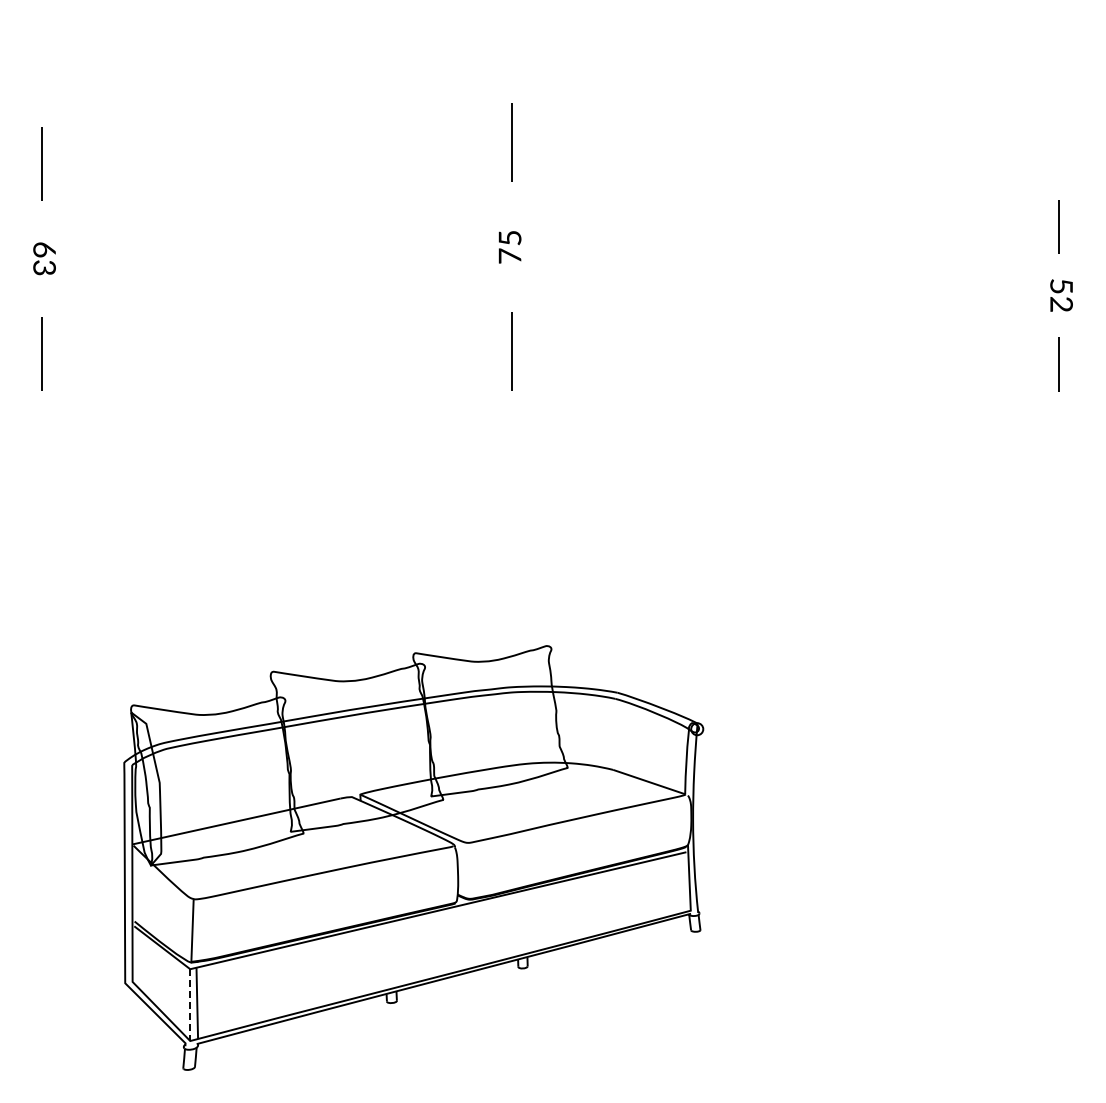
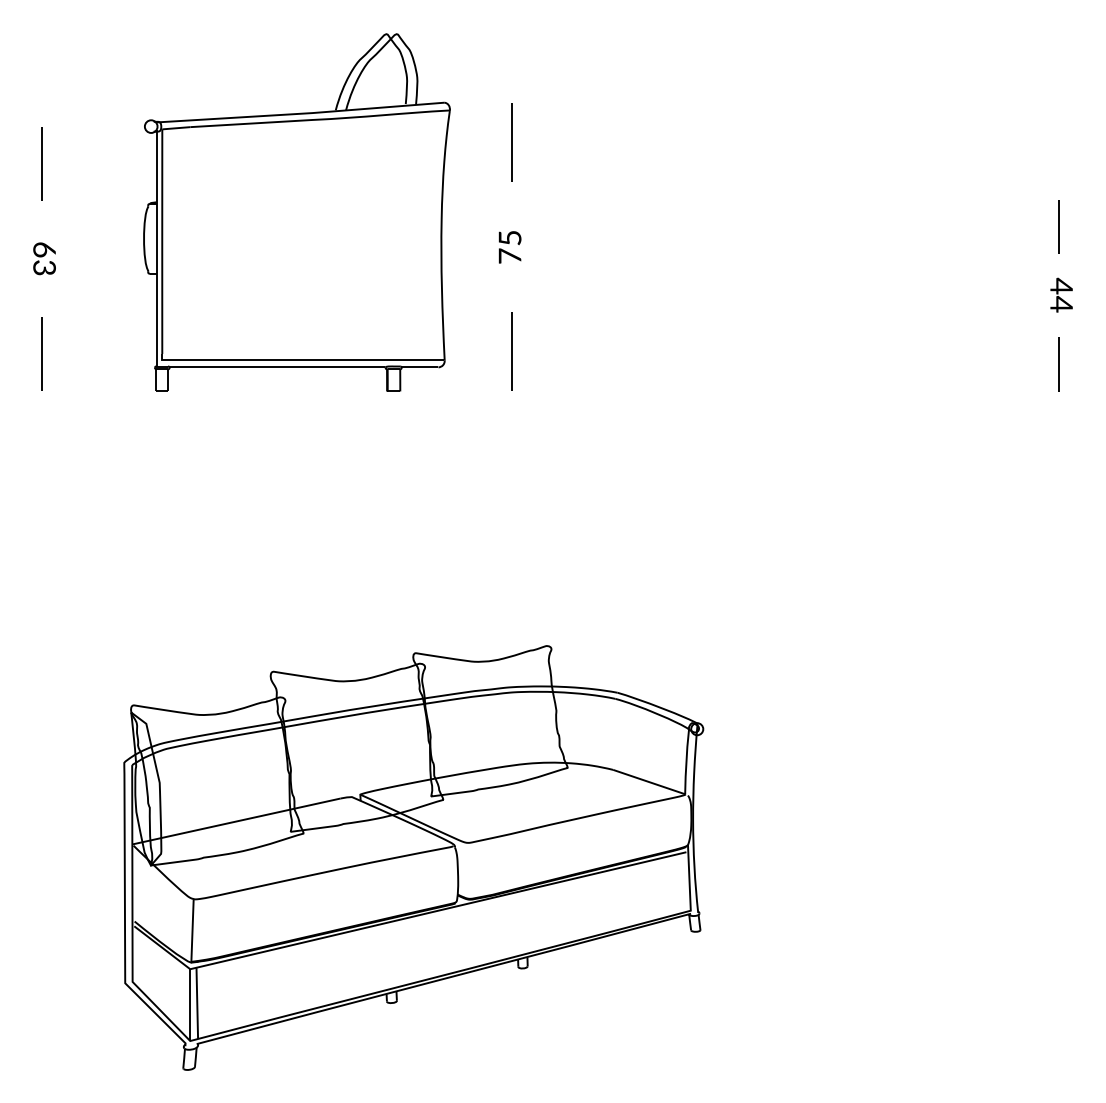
part: none -> present (296, 212)
text: 52 -> 44 (1061, 294)
line: dashed -> solid (190, 1005)
